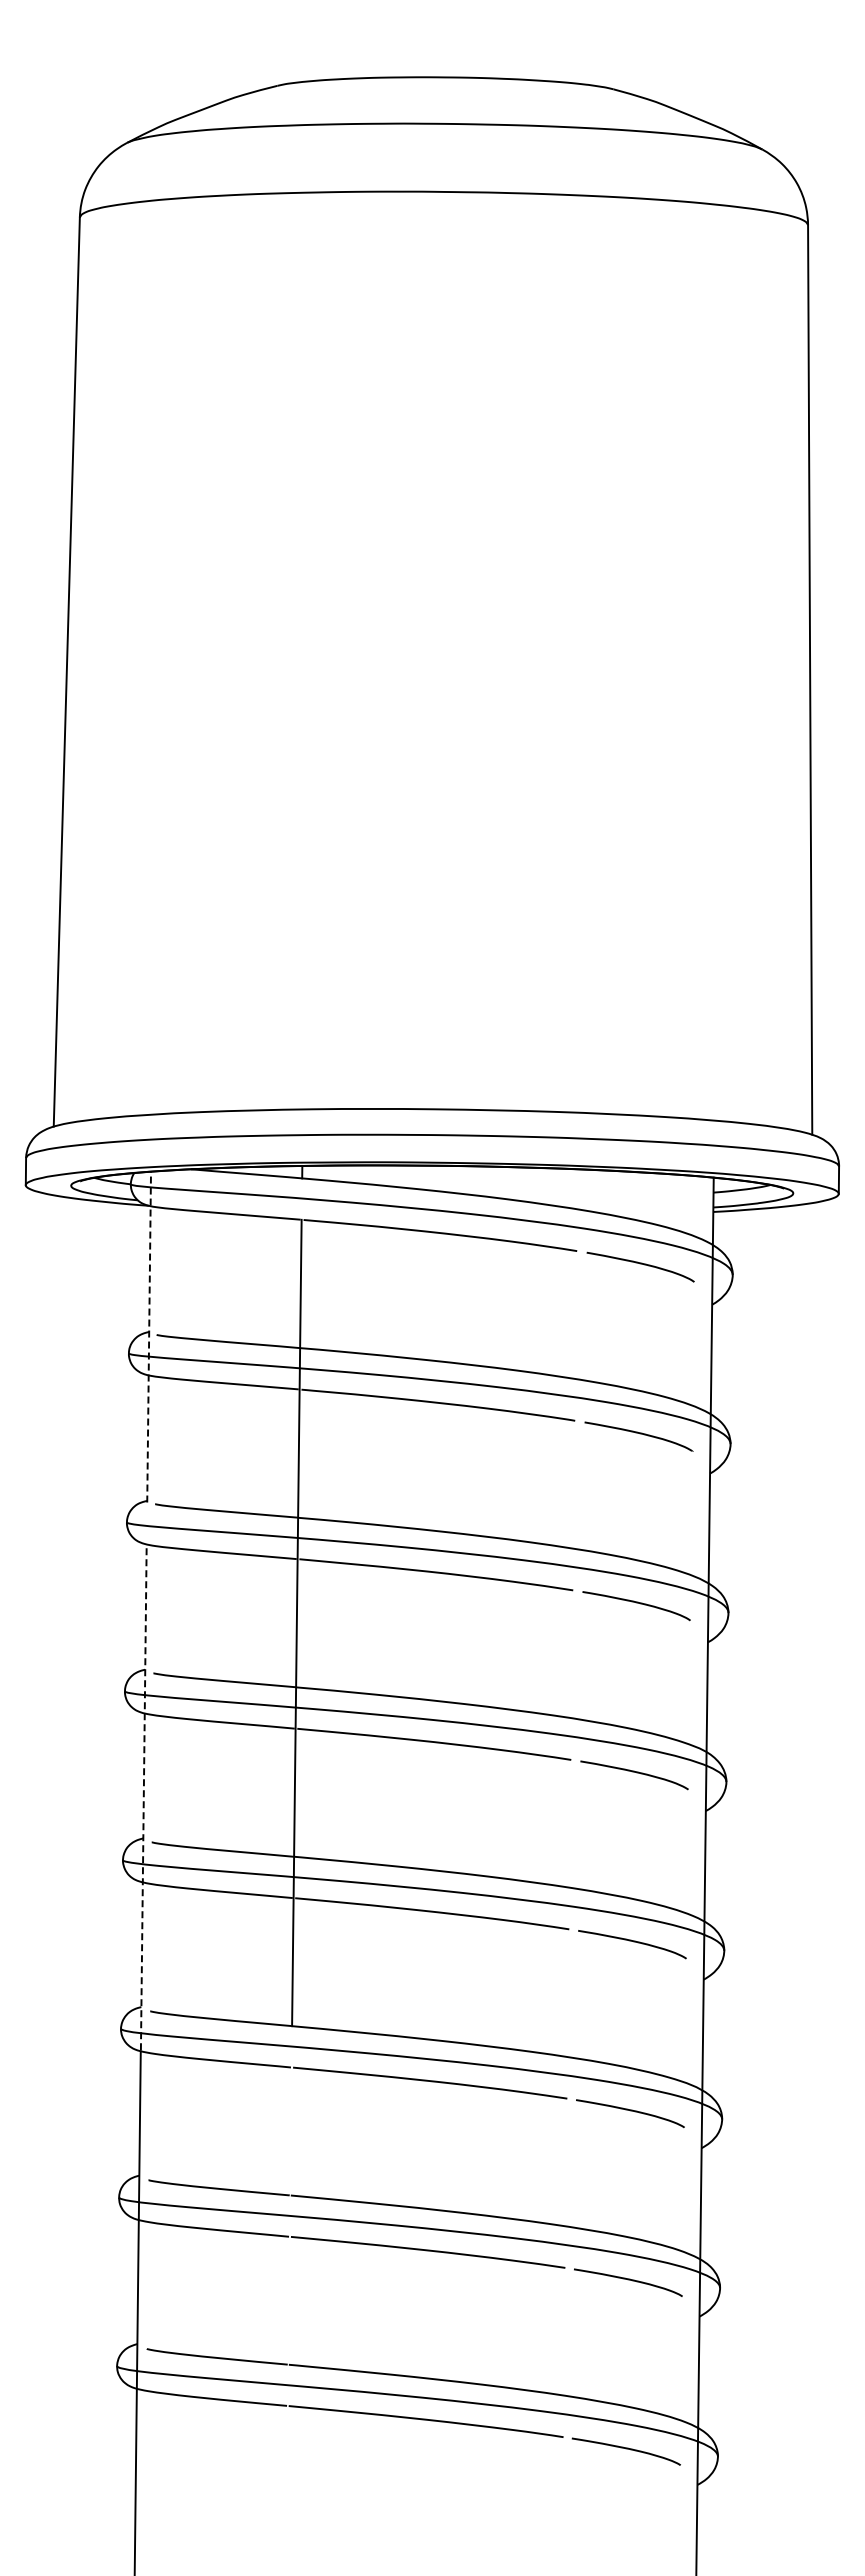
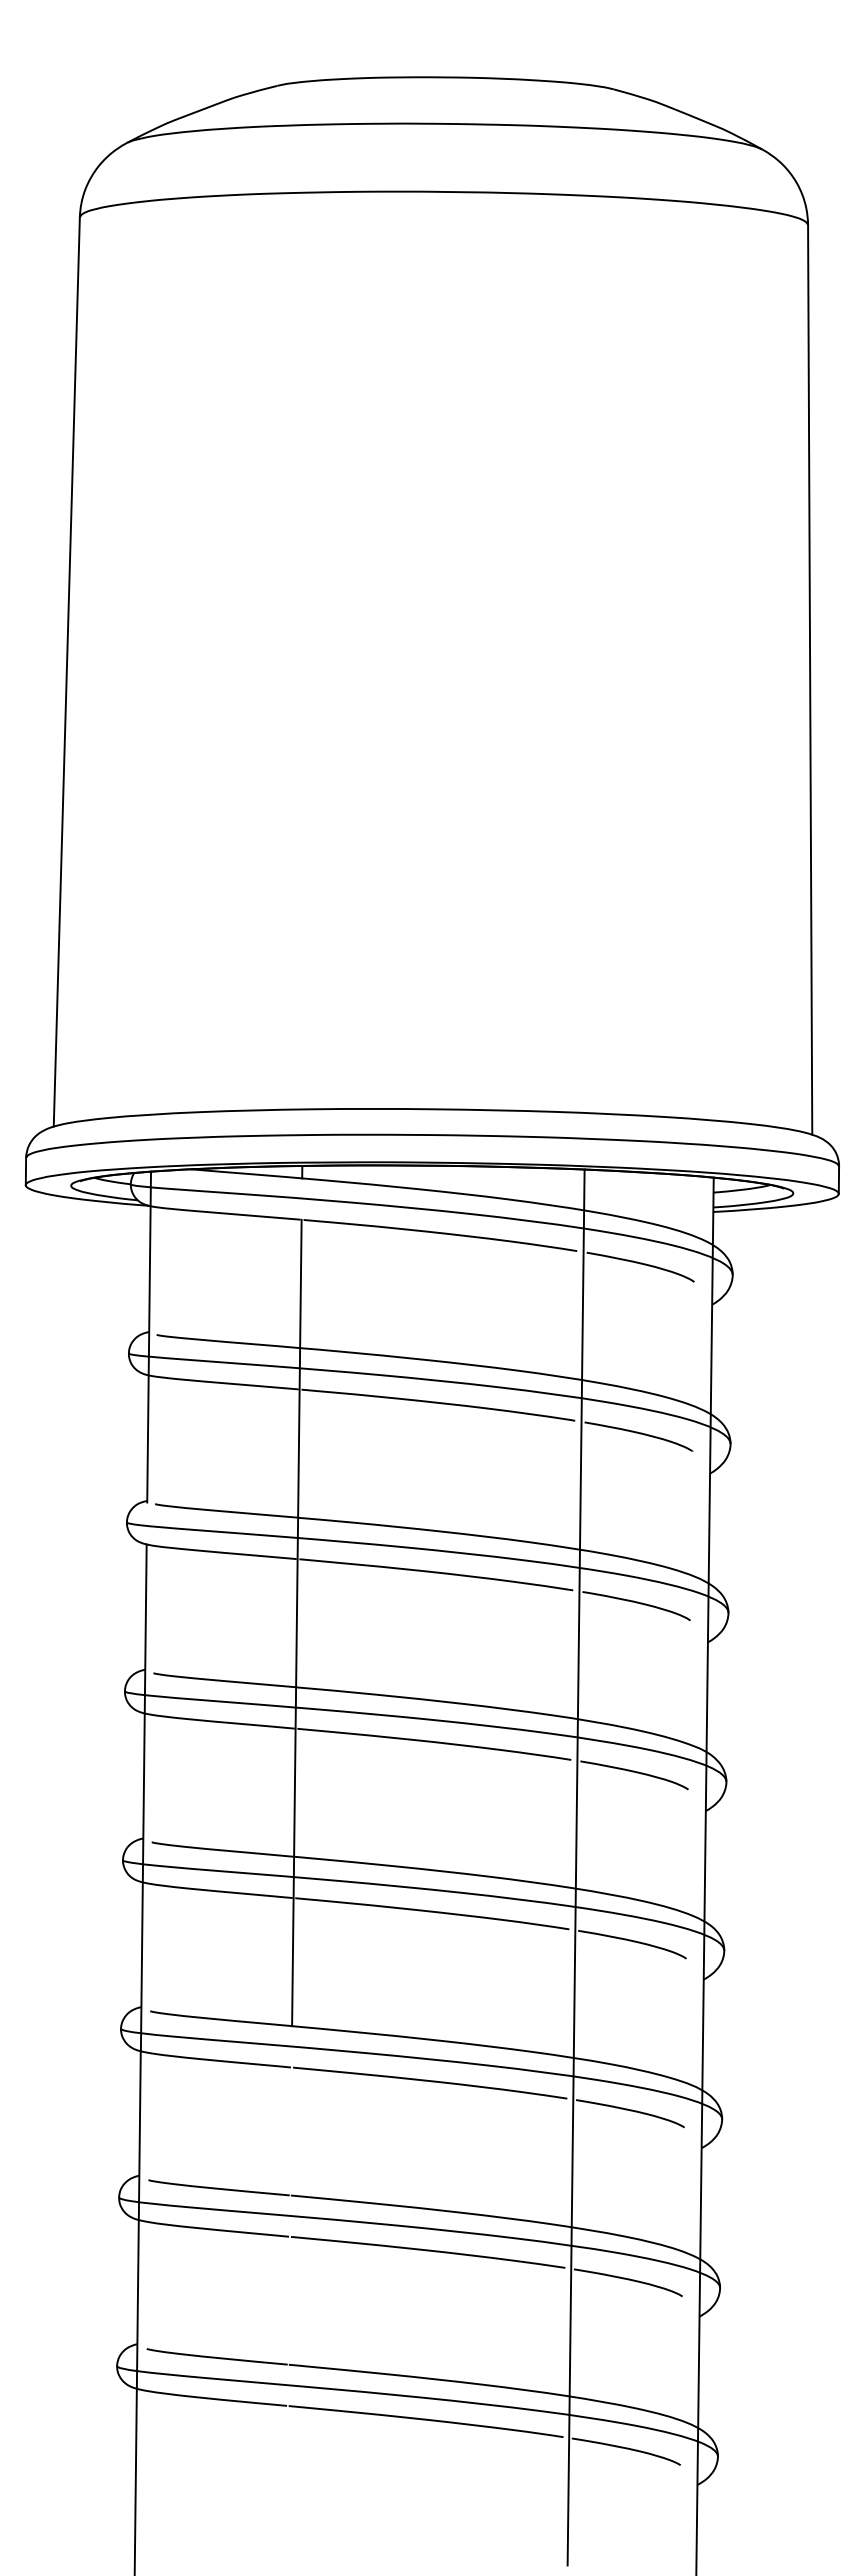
line: dashed -> solid (149, 1336)
line: dashed -> solid (143, 1797)
line: none -> present (575, 1867)
